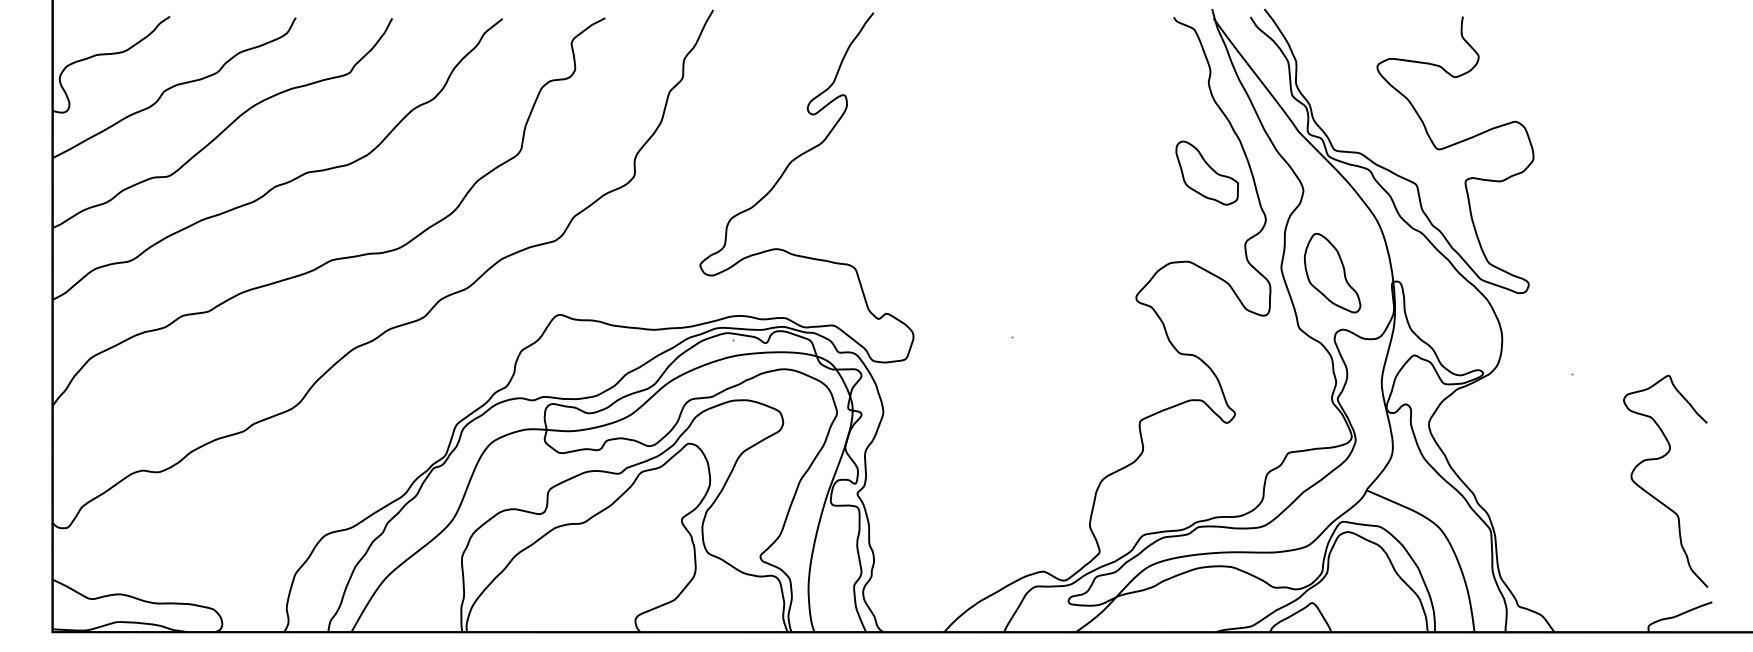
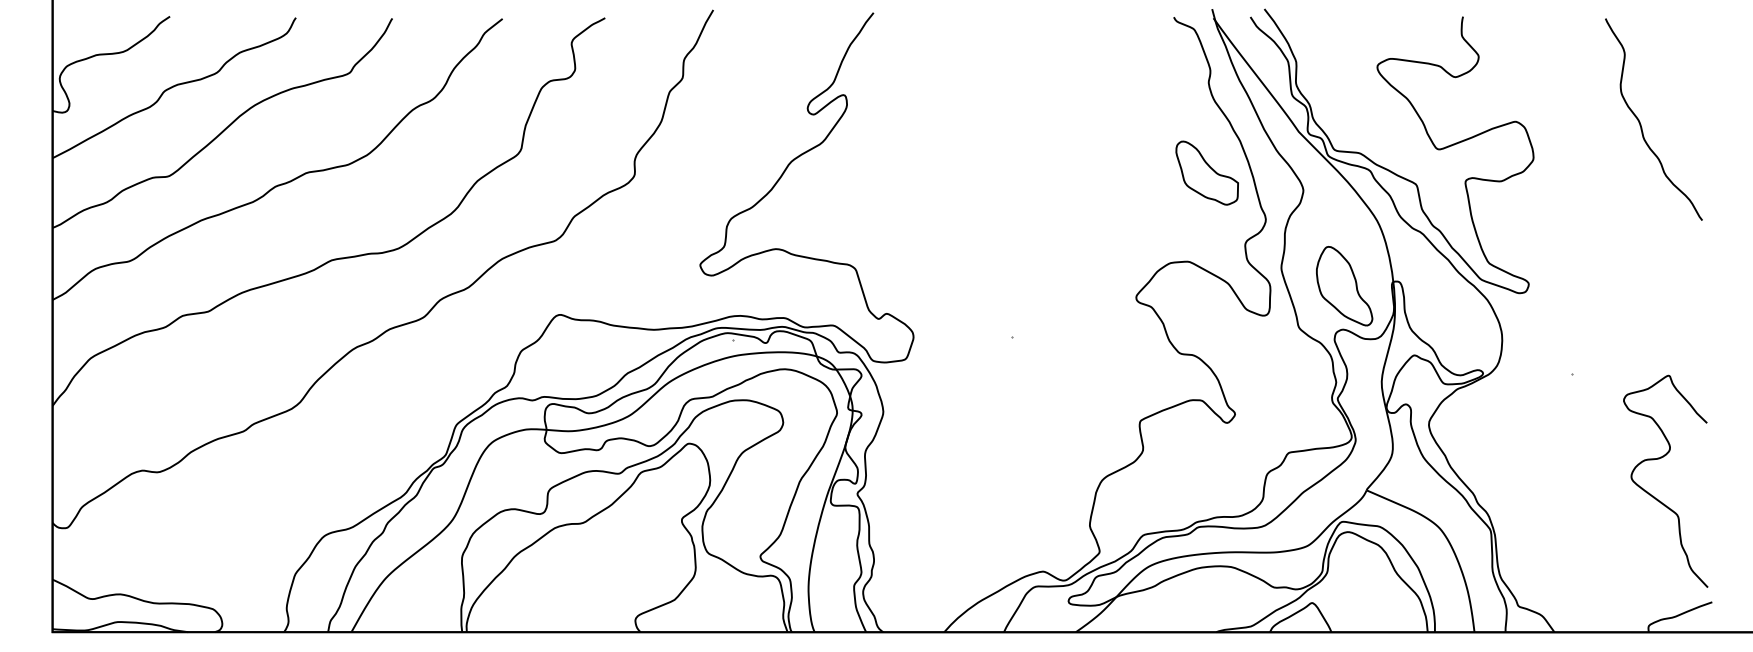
curve: none -> present (1641, 124)
part position: (1332, 273) -> (1344, 286) (1344, 286)
